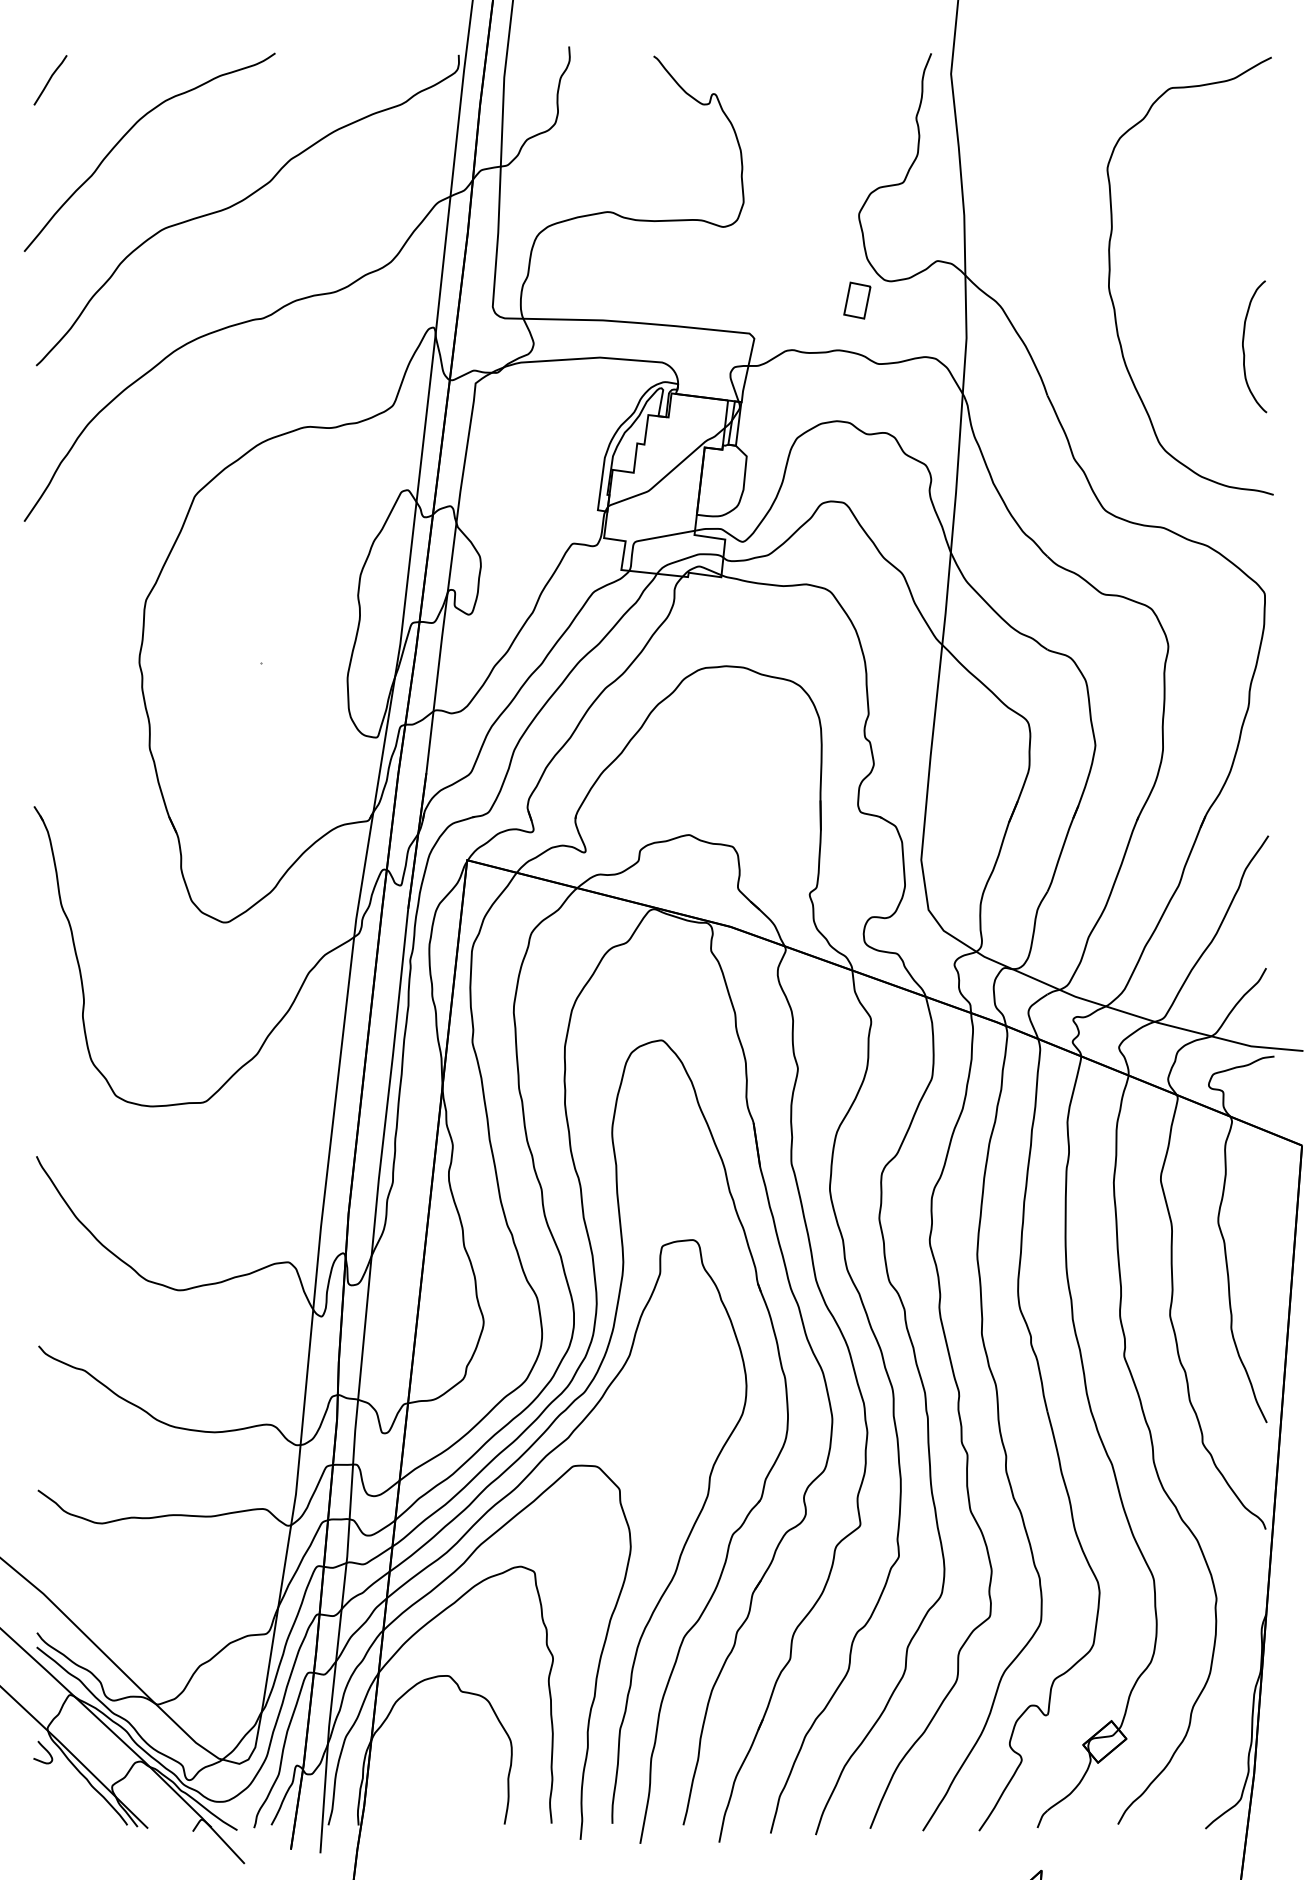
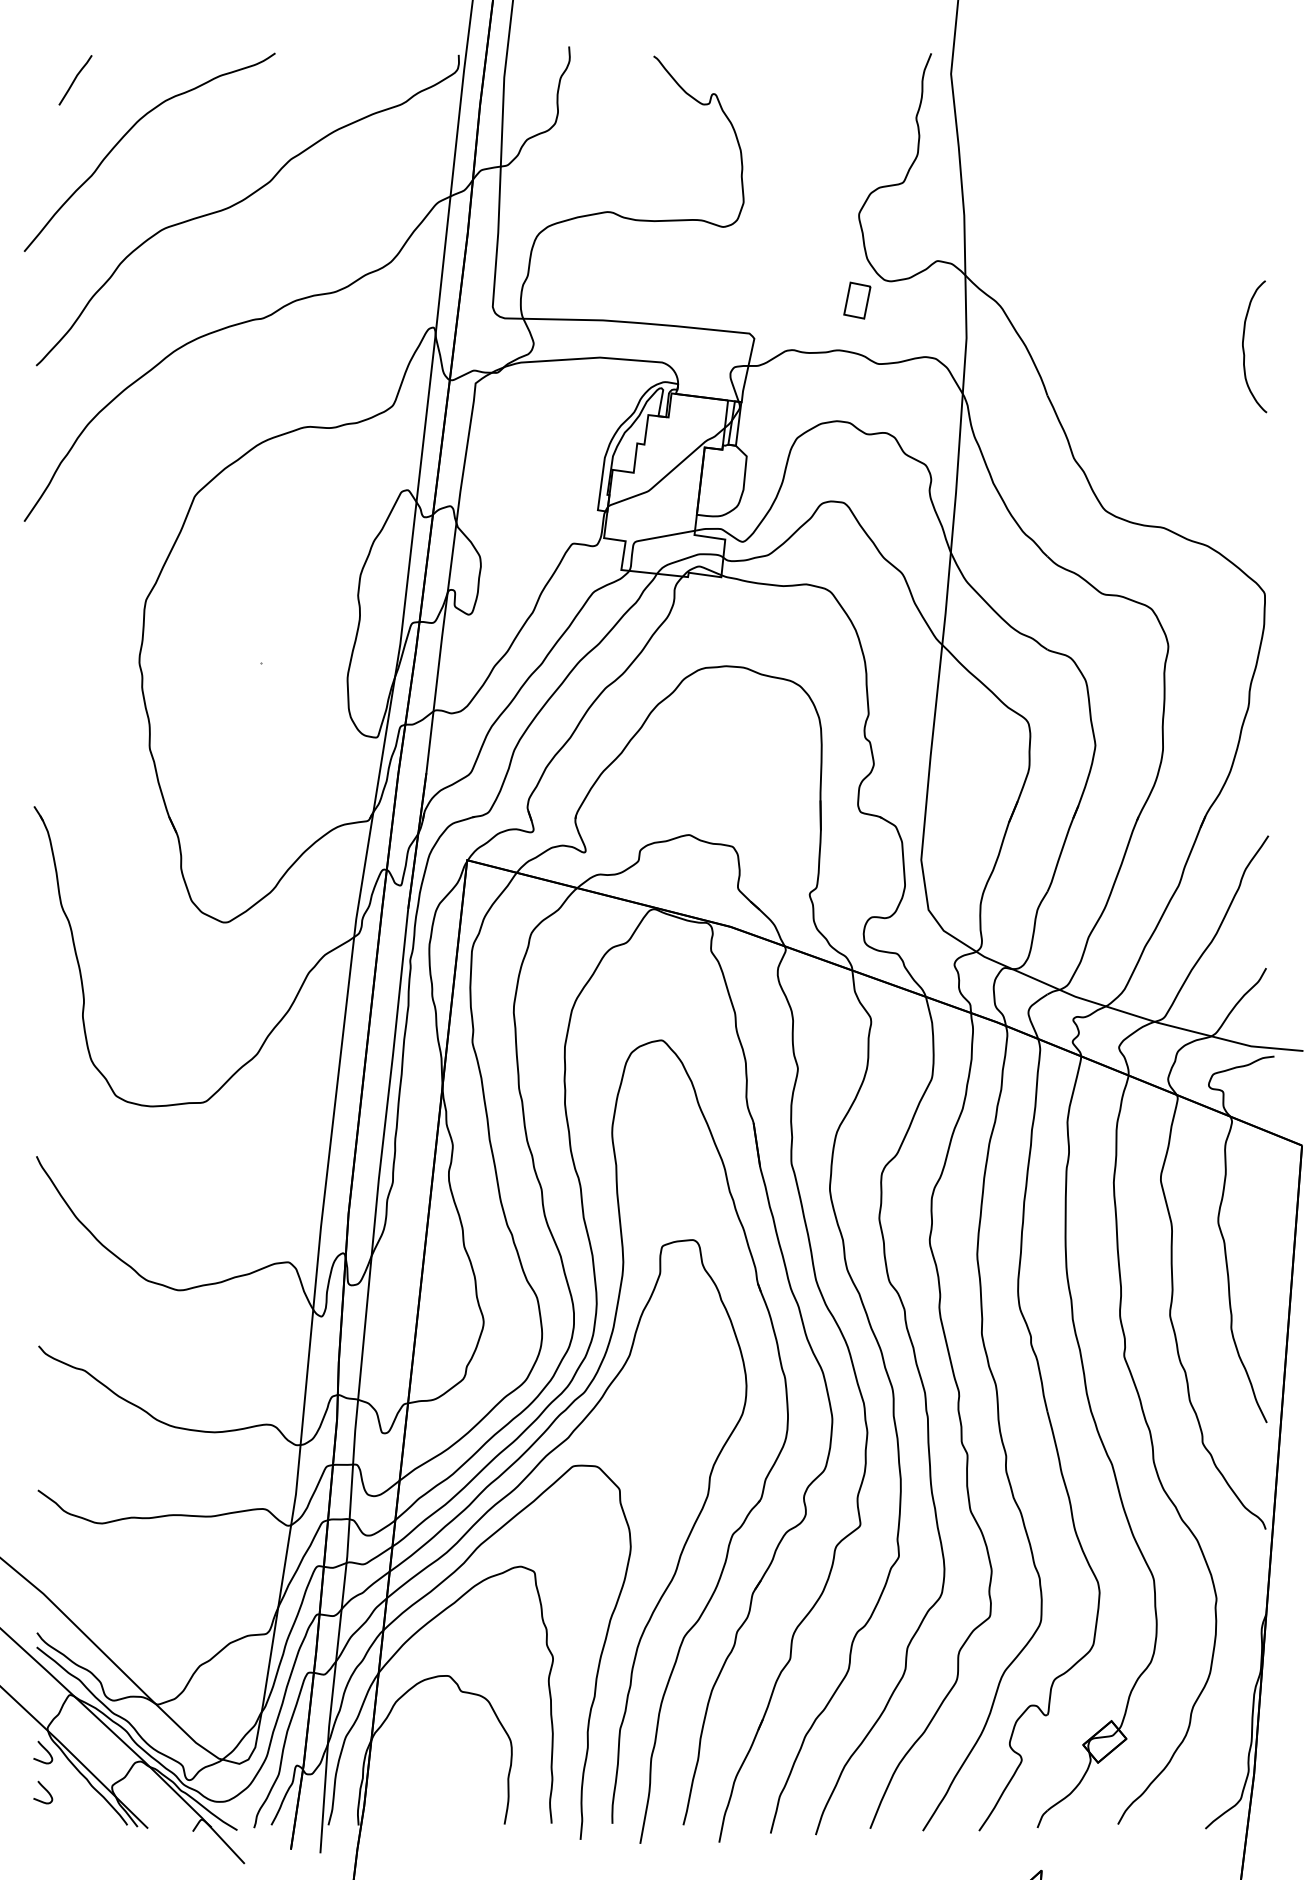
curve position: (50, 80) -> (75, 80) (75, 80)
curve: present -> none (1110, 275)
curve: none -> present (45, 1790)
